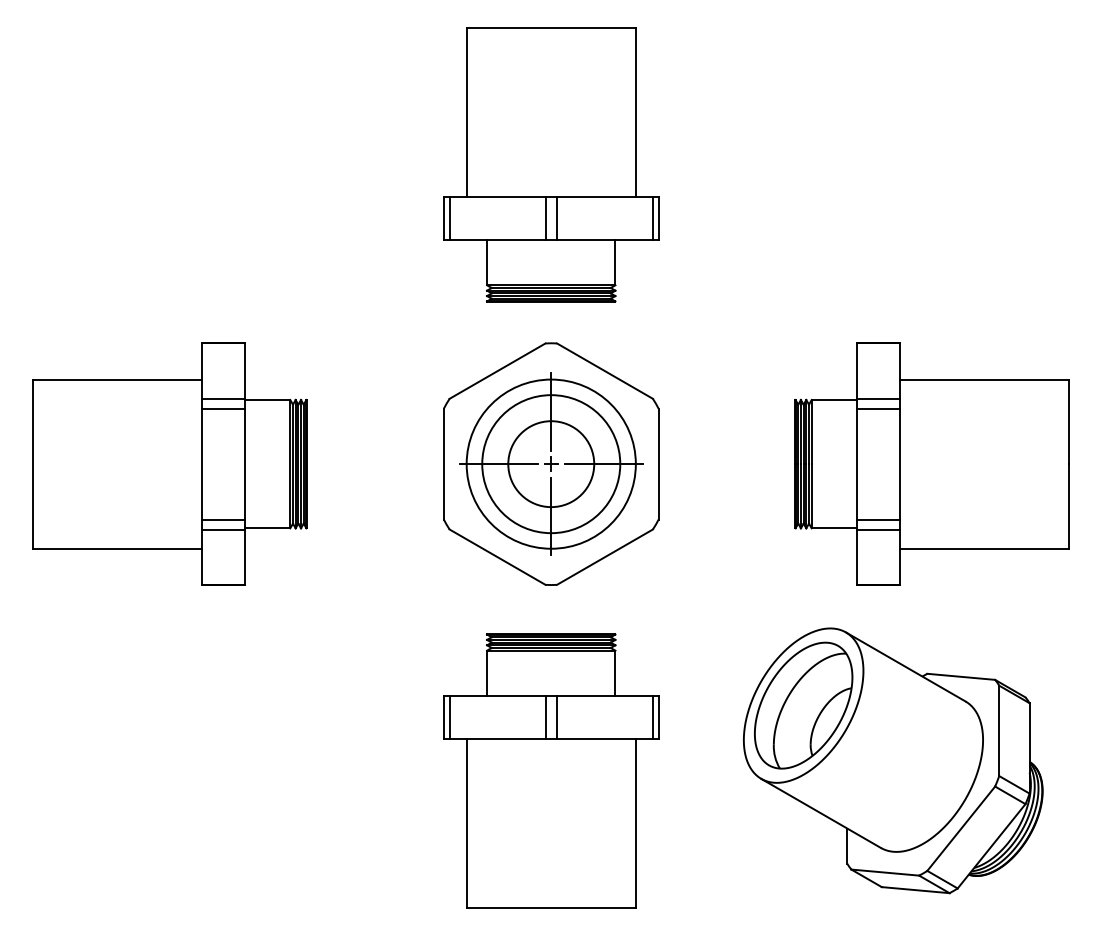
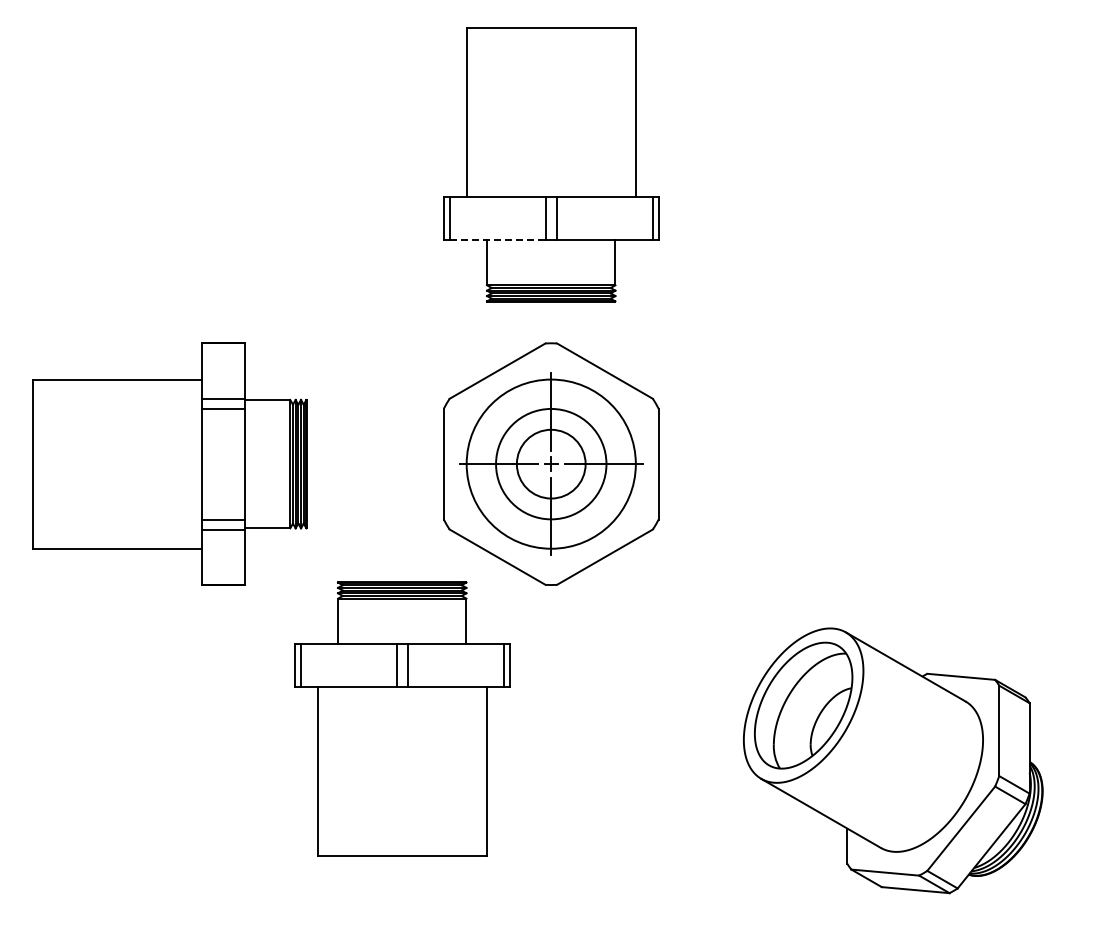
line: solid -> dashed (497, 240)
part: present -> none (931, 463)
circle diameter: 138 px -> 110 px (551, 463)
circle diameter: 86 px -> 69 px (550, 463)
part position: (551, 770) -> (402, 718) (402, 718)
